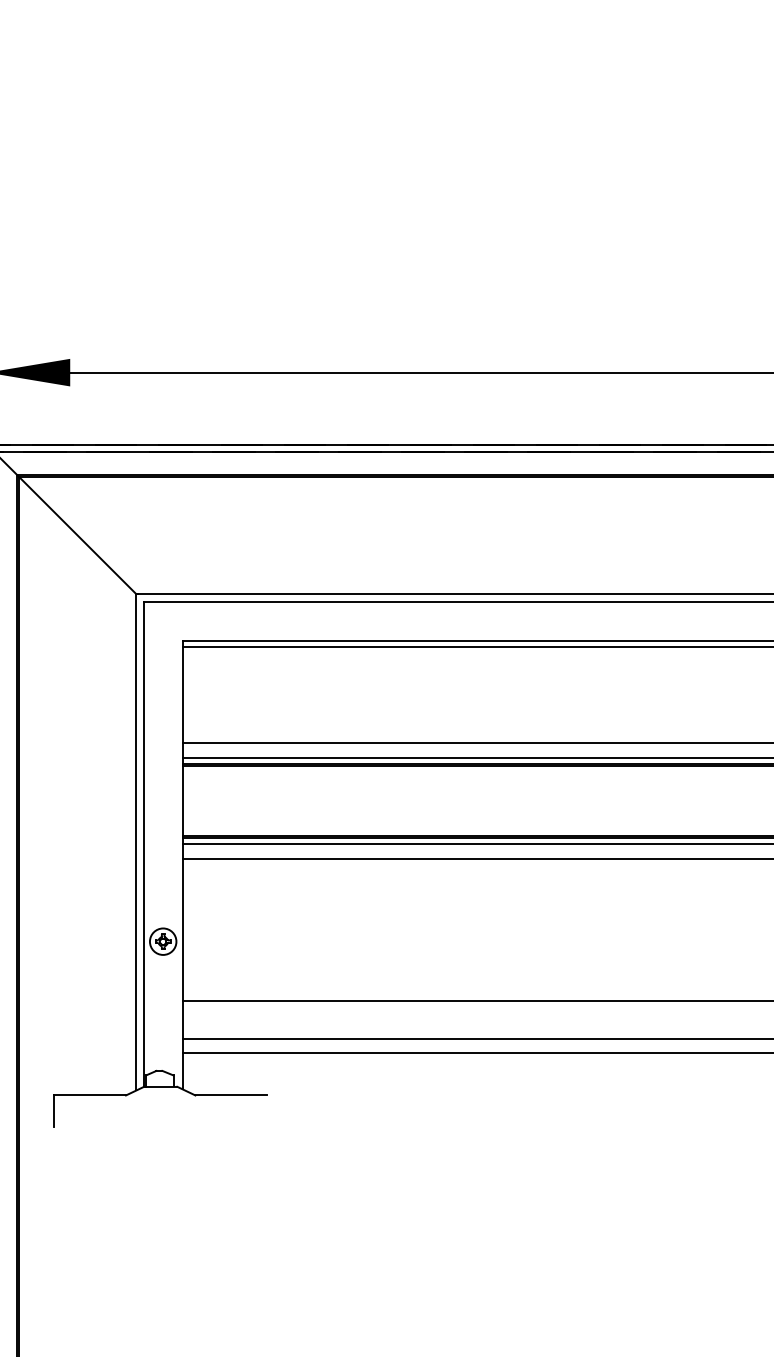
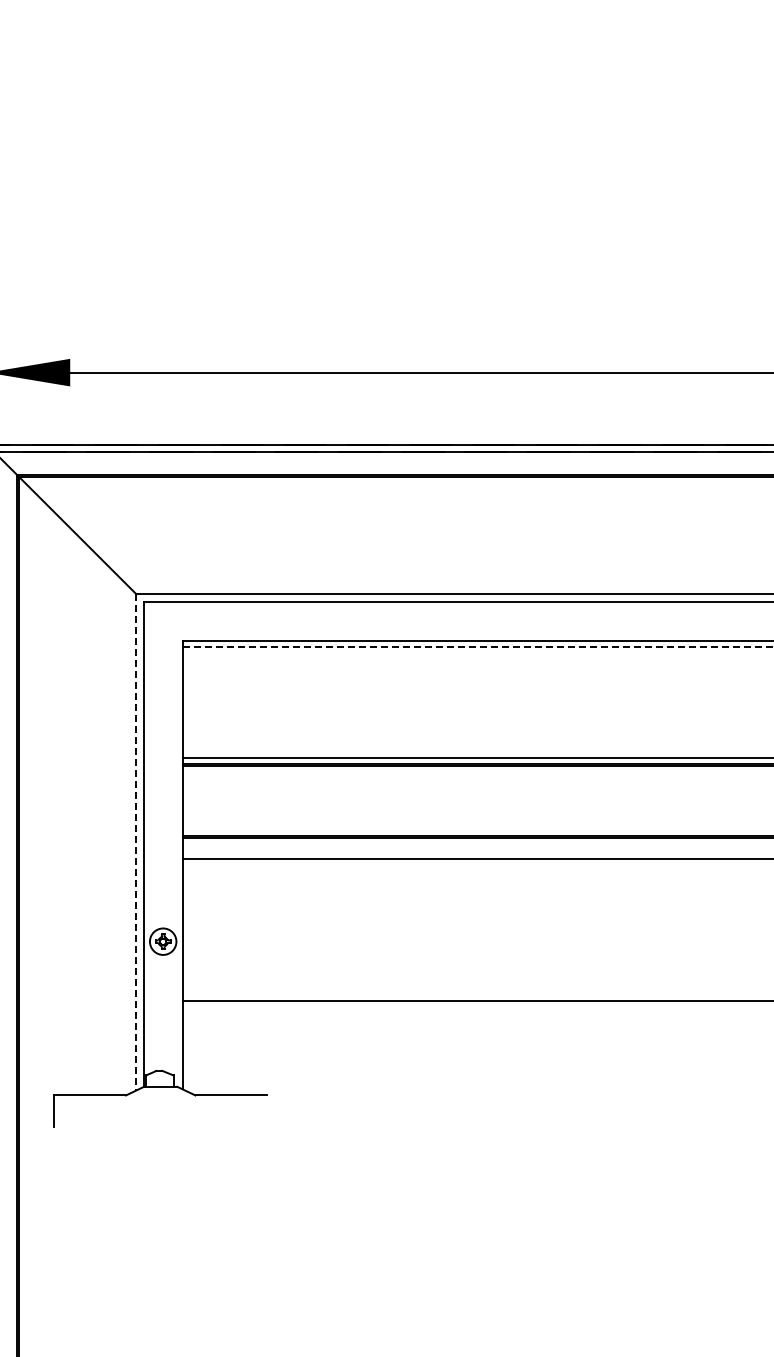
line: solid -> dashed (478, 646)
line: present -> none (476, 743)
line: solid -> dashed (136, 841)
line: present -> none (476, 844)
line: present -> none (476, 1038)
line: present -> none (476, 1052)
